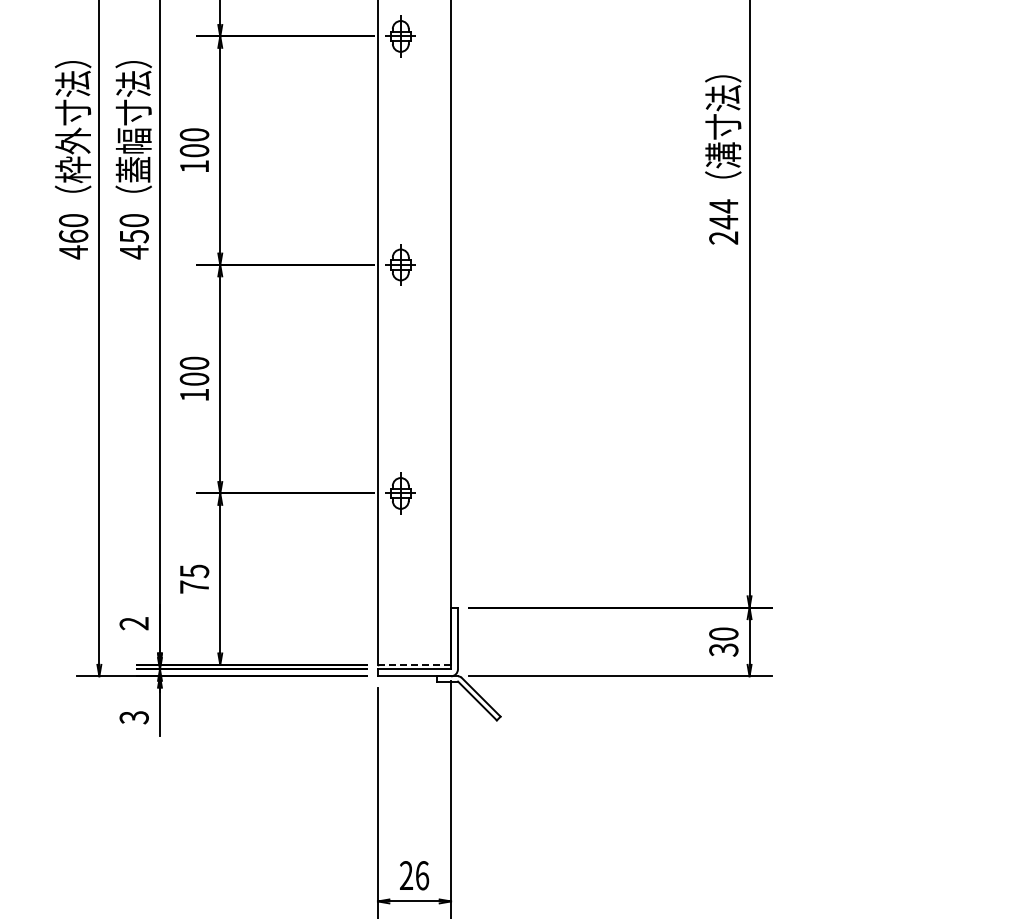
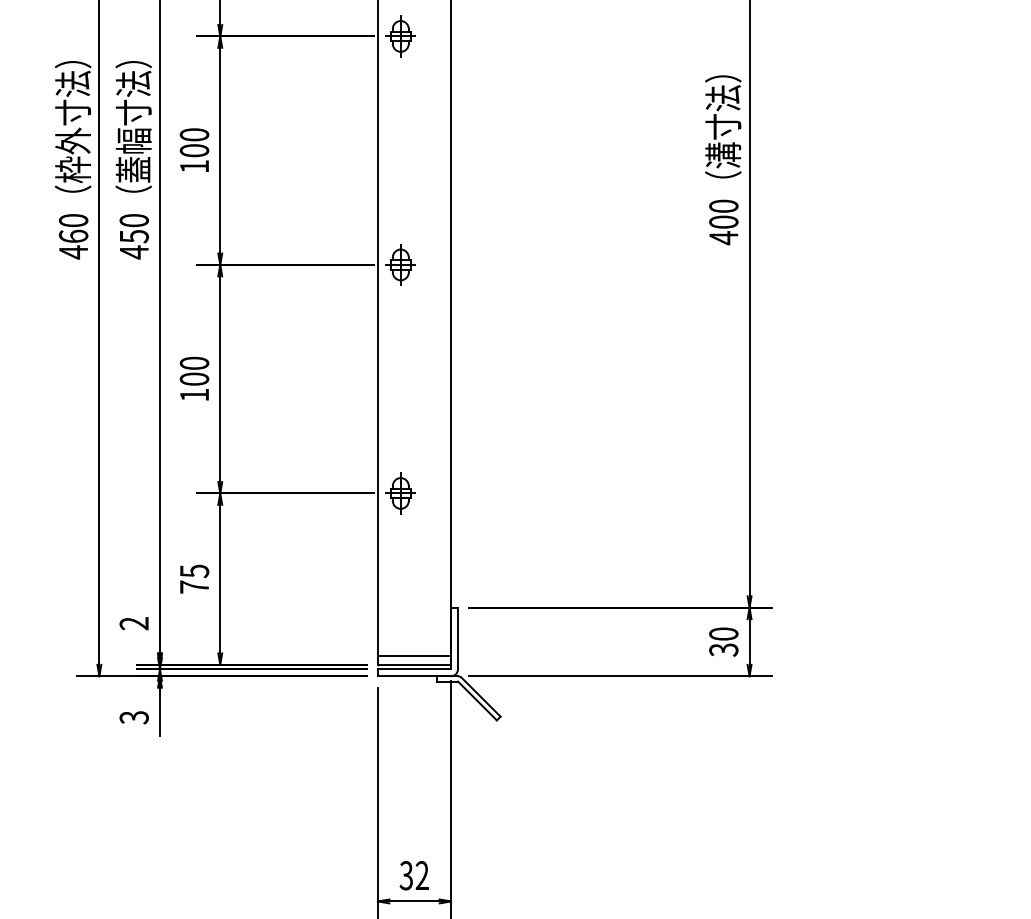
text: 244 -> 400 (723, 222)
line: none -> present (414, 655)
line: dashed -> solid (414, 664)
text: 26 -> 32 (414, 875)
